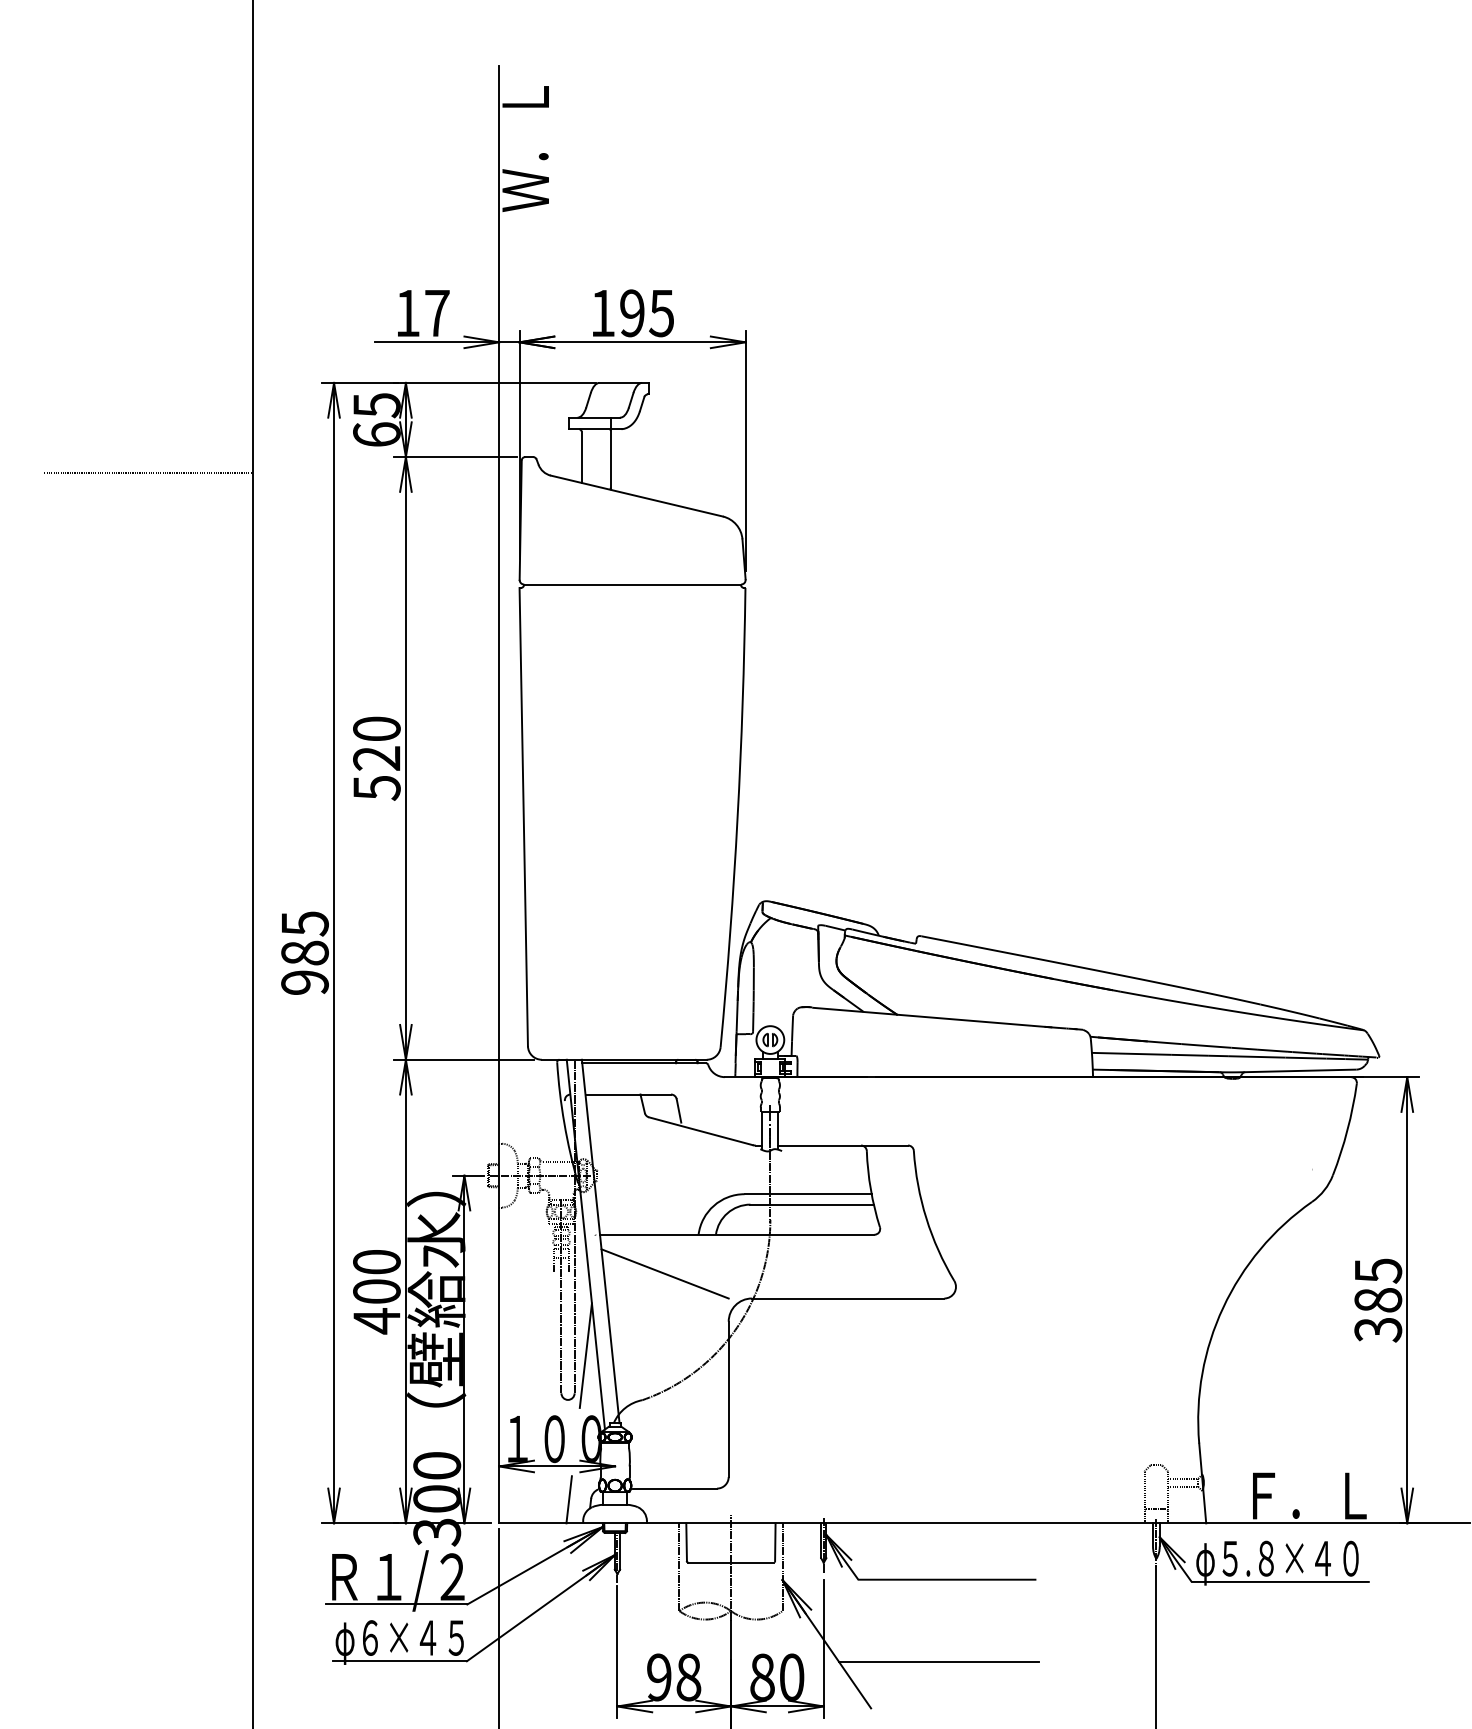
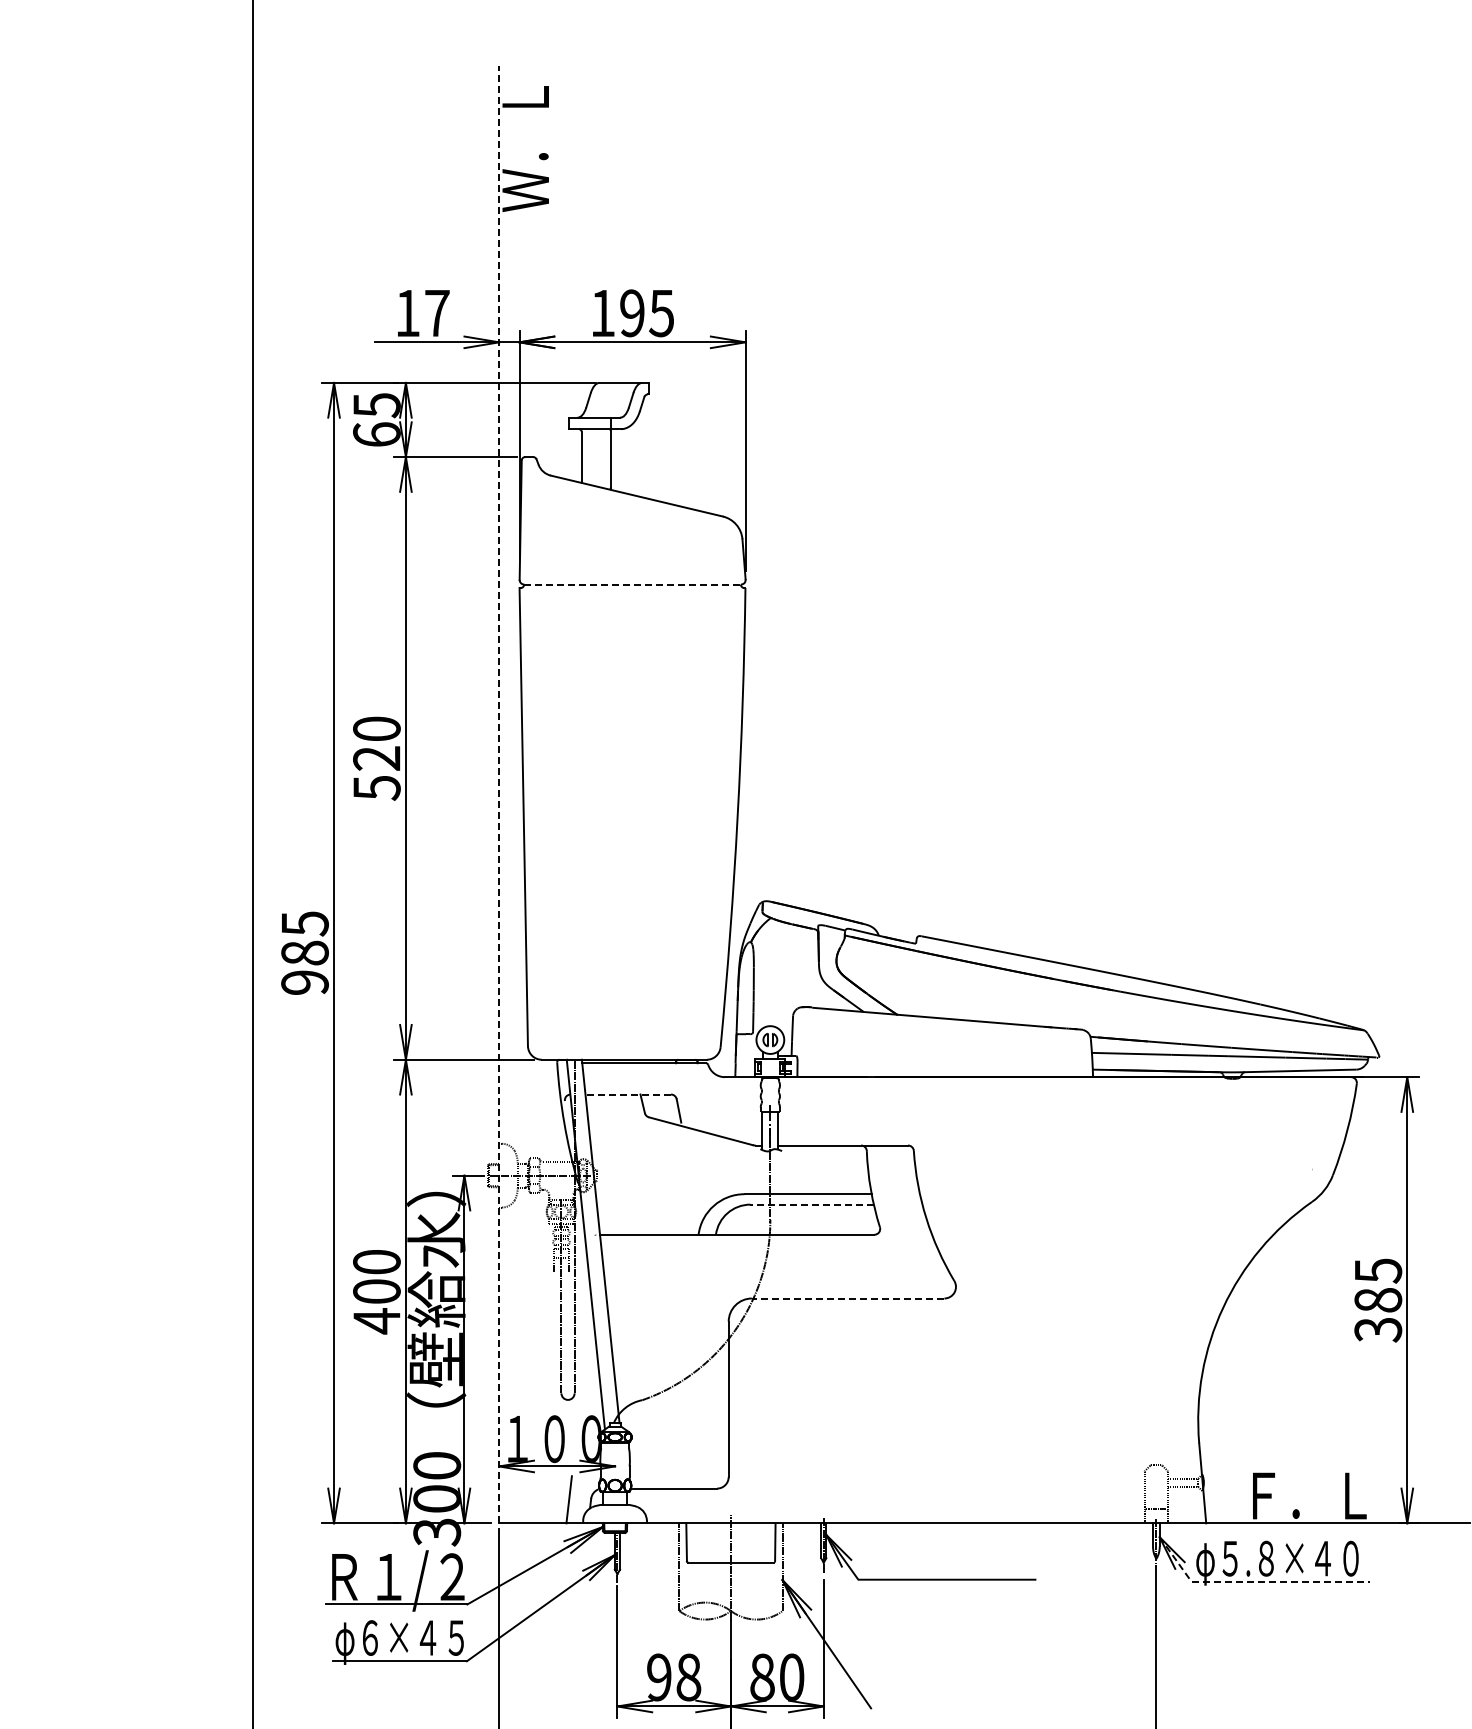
line: present -> none (148, 473)
line: solid -> dashed (633, 584)
line: solid -> dashed (499, 794)
line: solid -> dashed (628, 1094)
line: solid -> dashed (812, 1204)
line: present -> none (664, 1273)
line: solid -> dashed (847, 1298)
line: present -> none (585, 1355)
line: solid -> dashed (1253, 1581)
line: present -> none (938, 1662)
